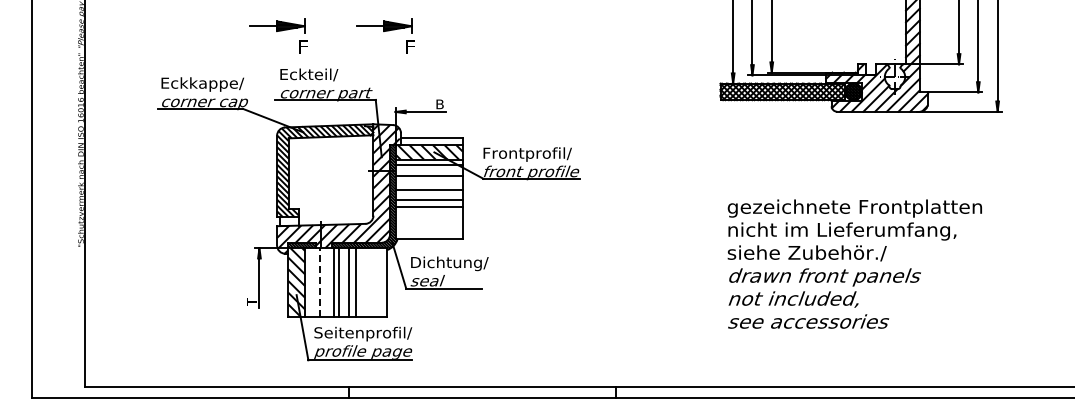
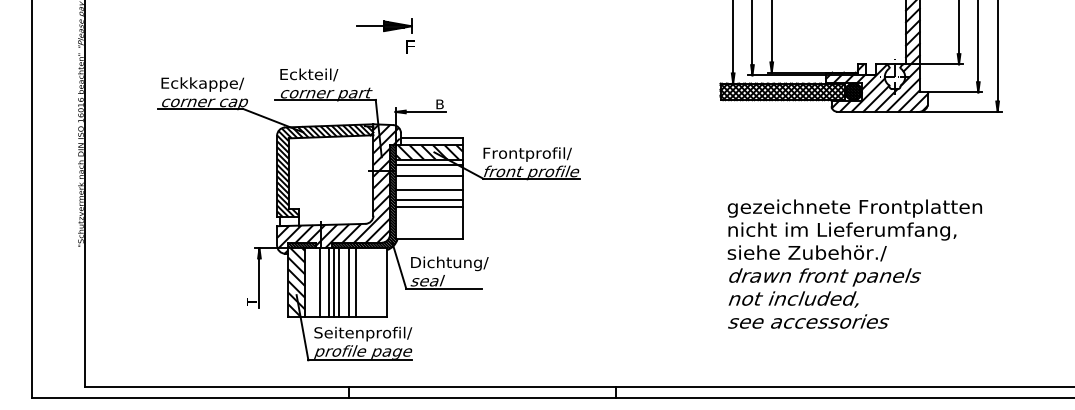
part: present -> none (278, 35)
line: dashed -> solid (319, 282)
line: none -> present (328, 282)
